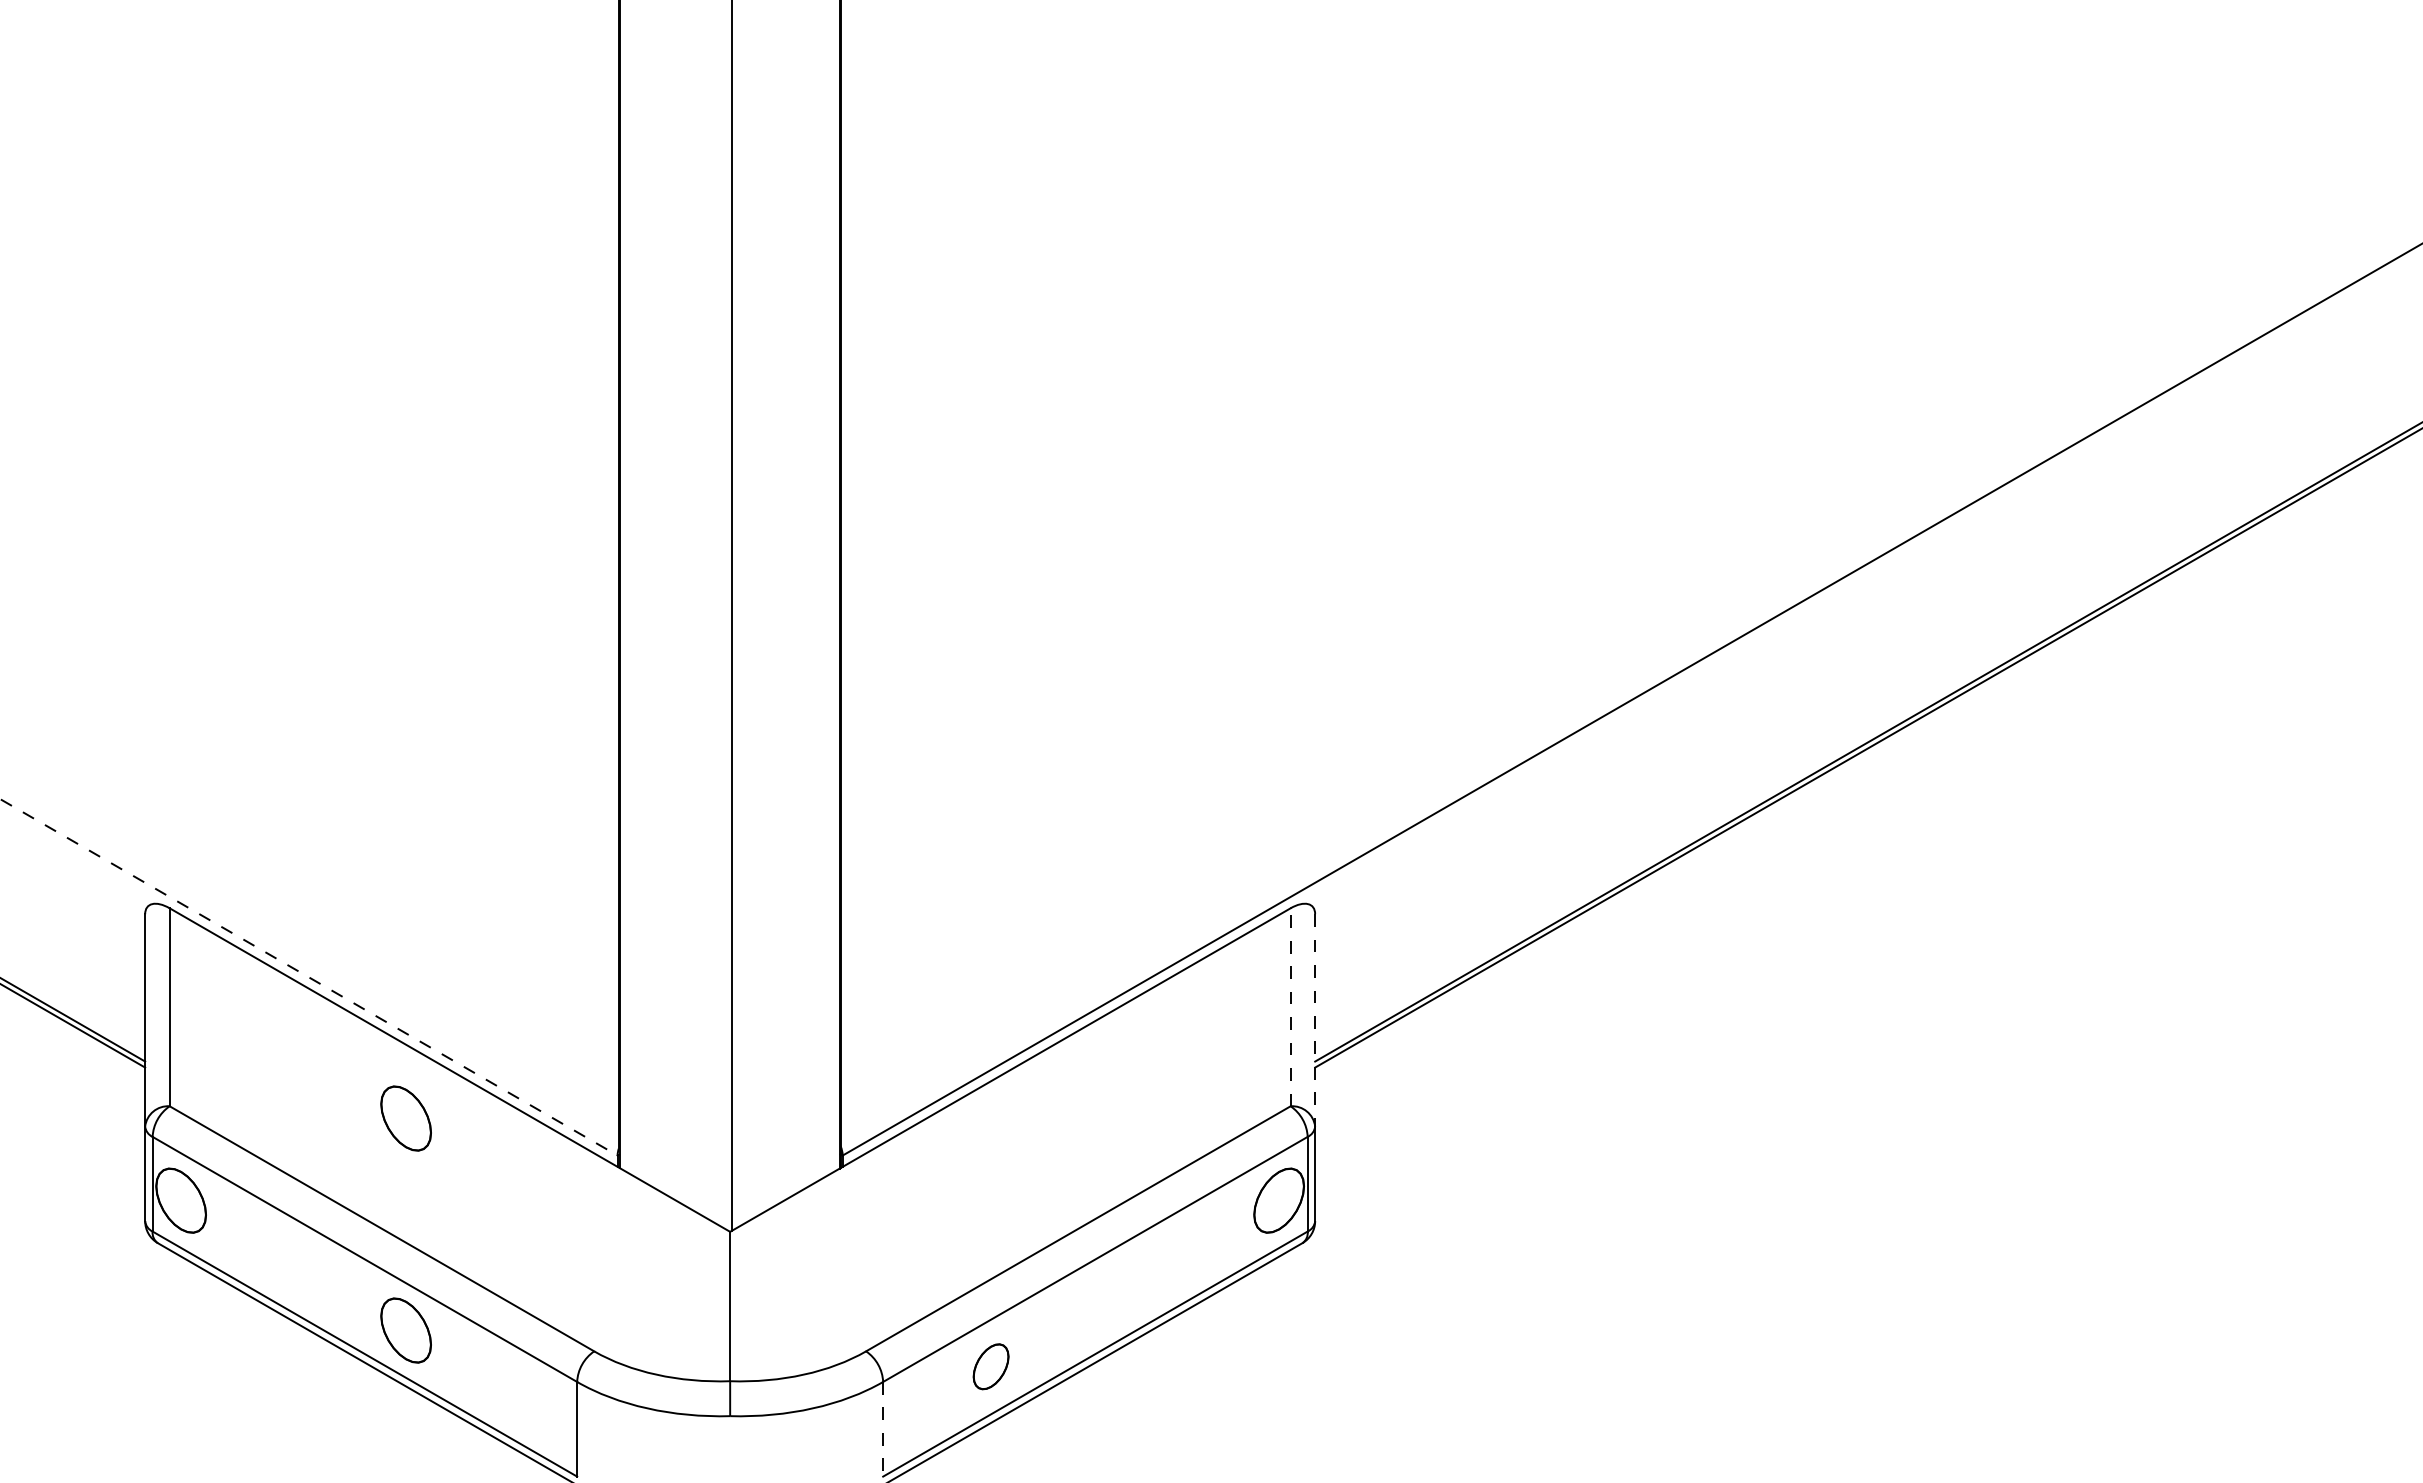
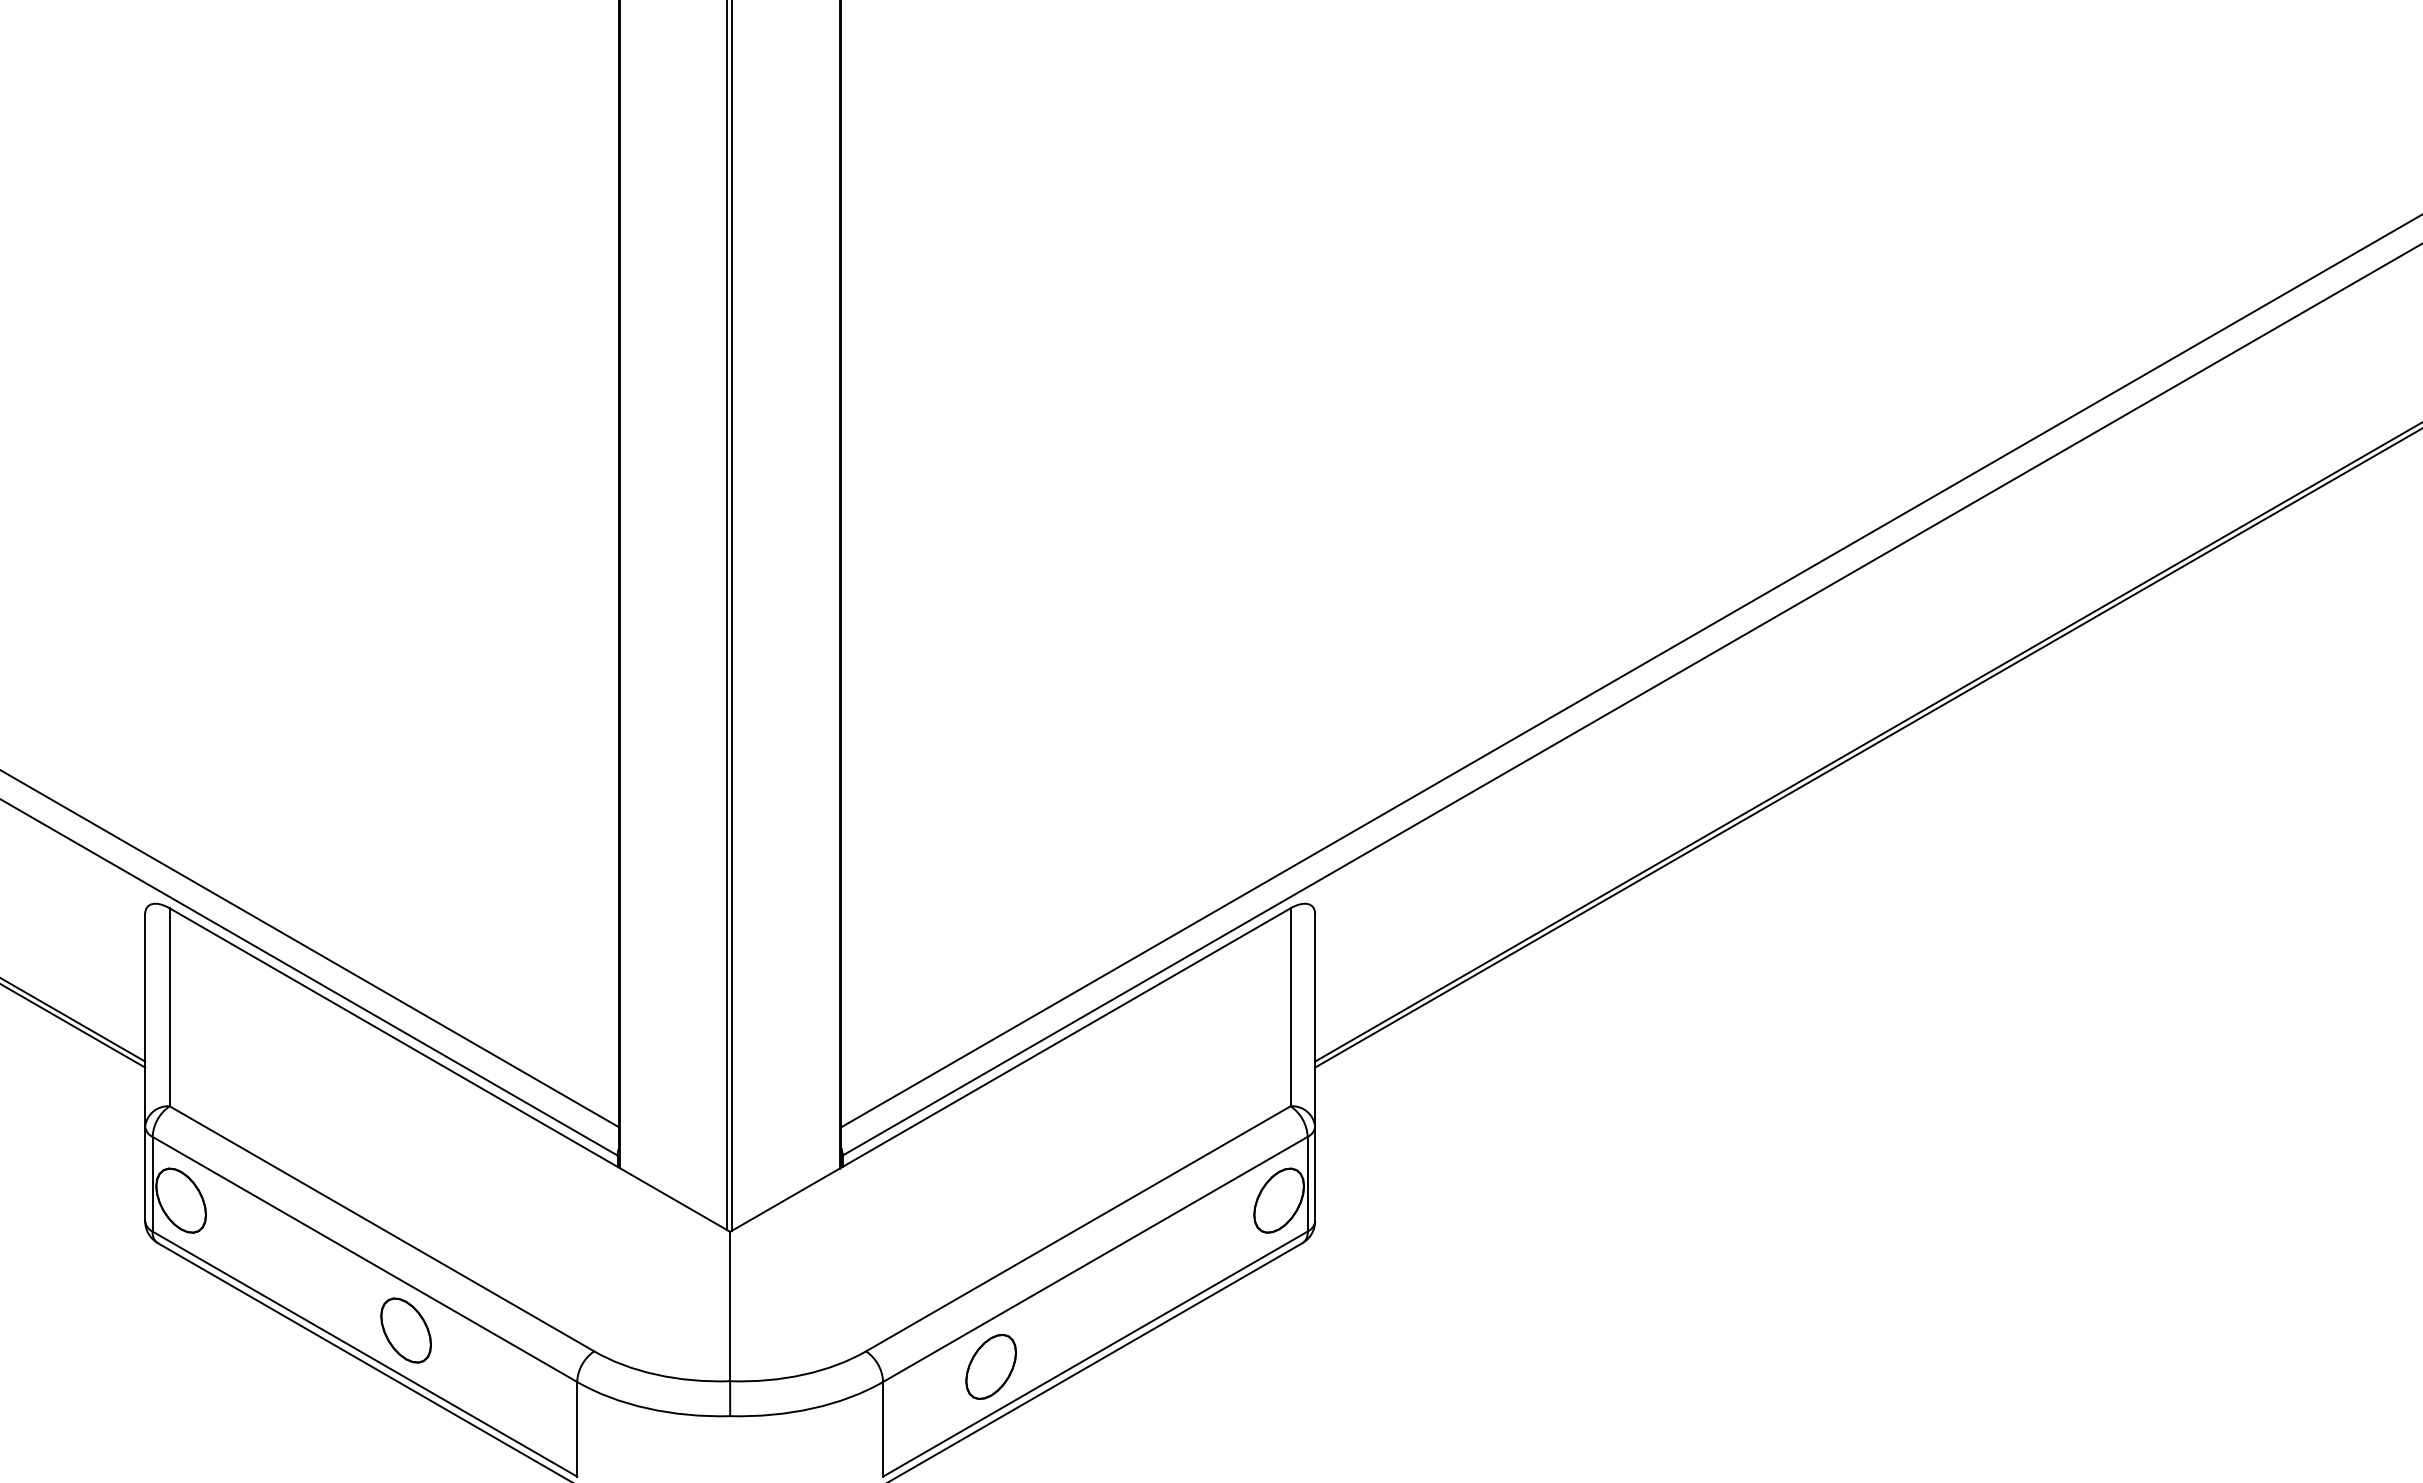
line: none -> present (727, 616)
line: none -> present (1629, 671)
line: none -> present (310, 949)
line: dashed -> solid (309, 977)
line: dashed -> solid (1290, 1007)
line: dashed -> solid (1315, 1020)
part: present -> none (405, 1118)
part size: 38x48 px -> 52x67 px (990, 1366)
line: dashed -> solid (883, 1429)
